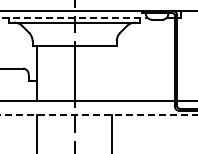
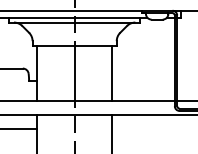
line: dashed -> solid (74, 17)
line: none -> present (112, 73)
line: dashed -> solid (98, 115)
line: none -> present (19, 128)
